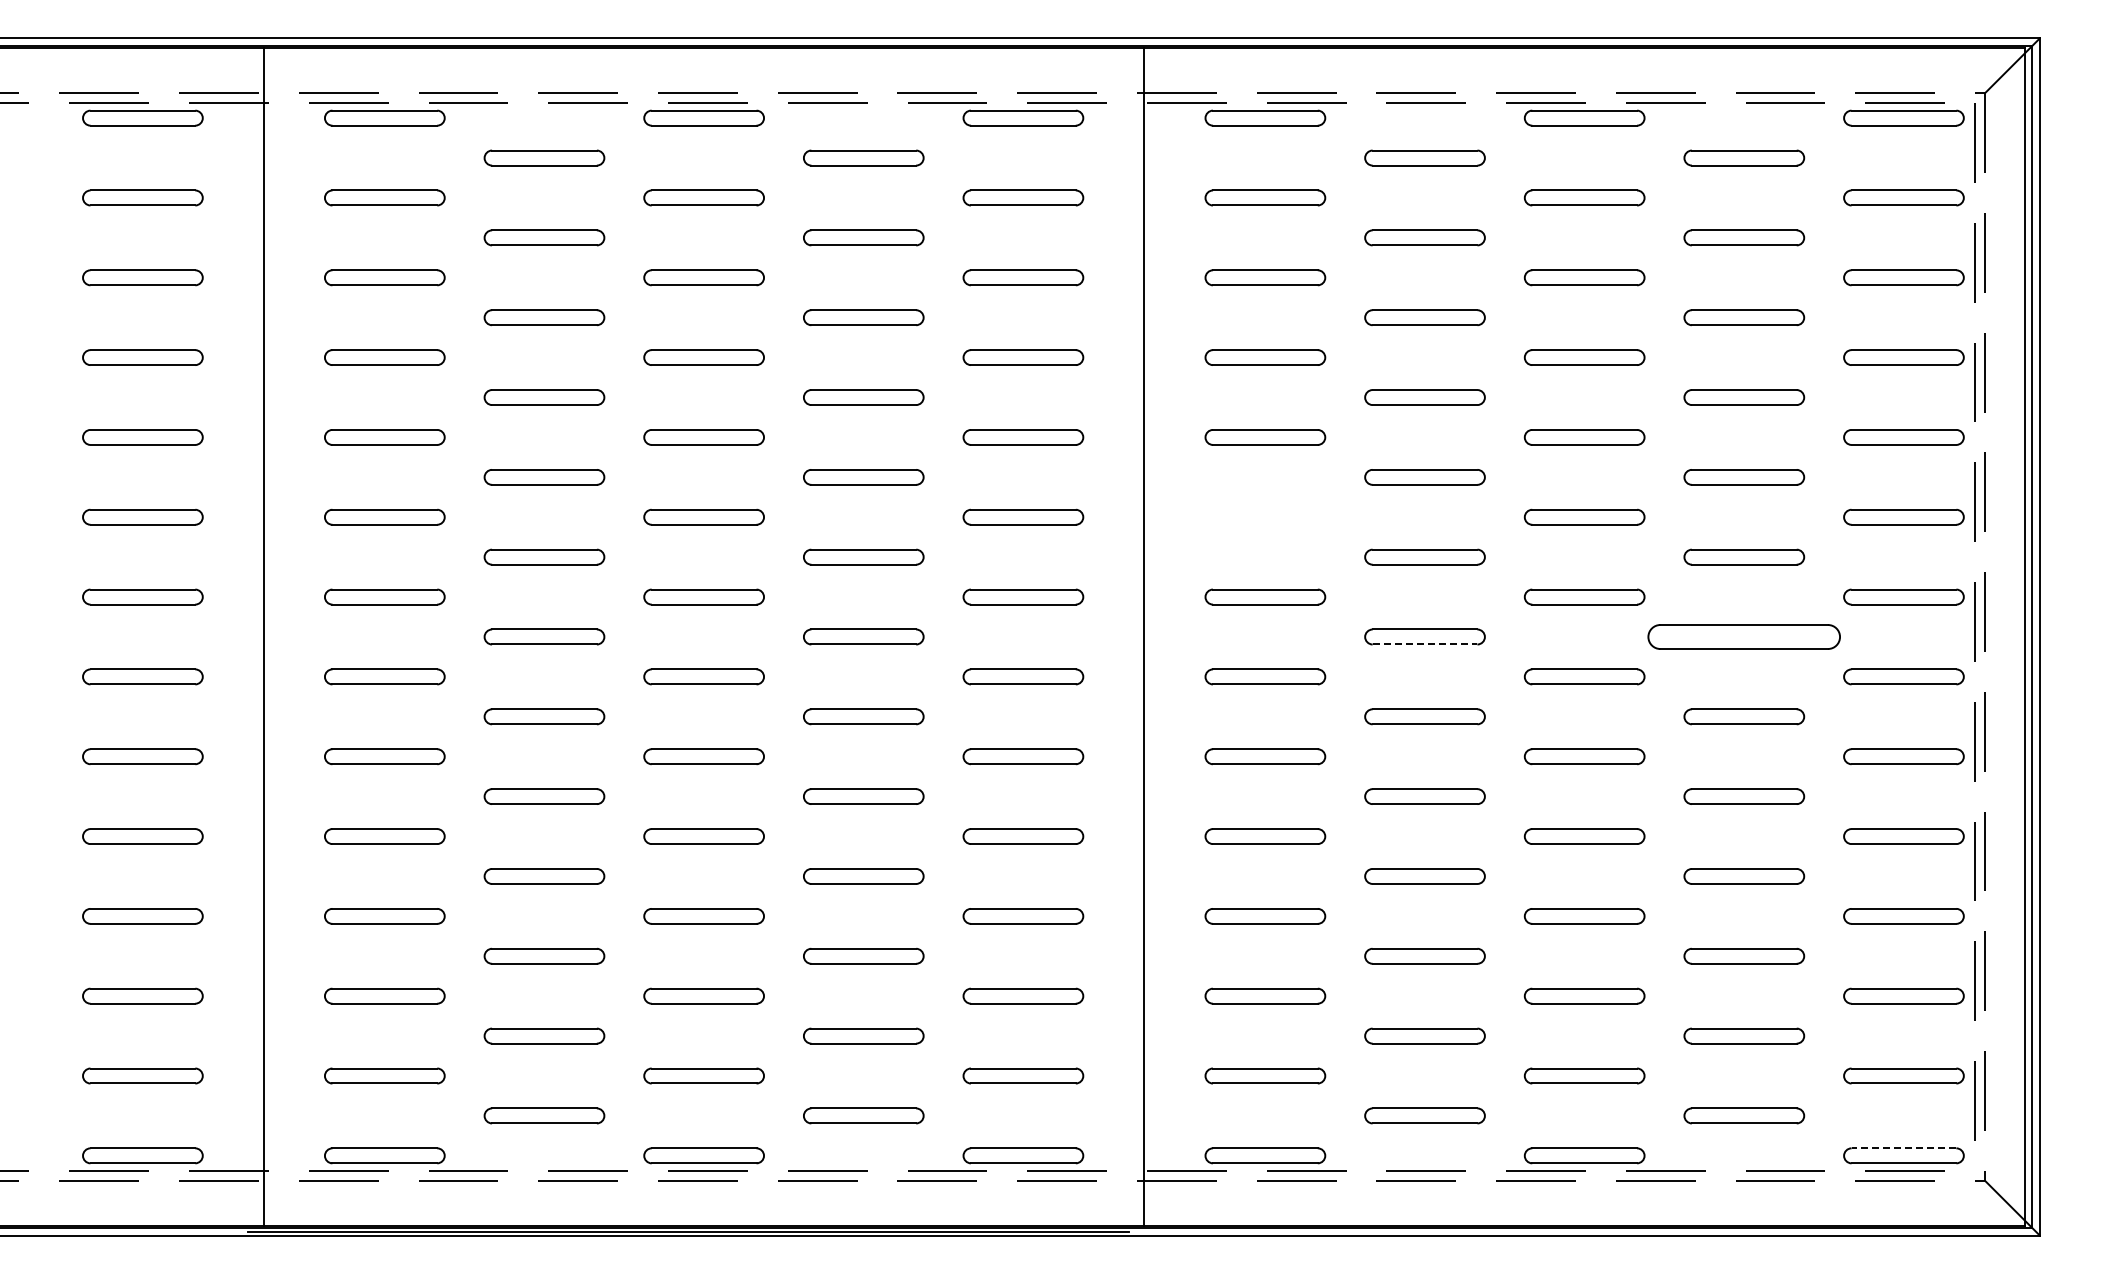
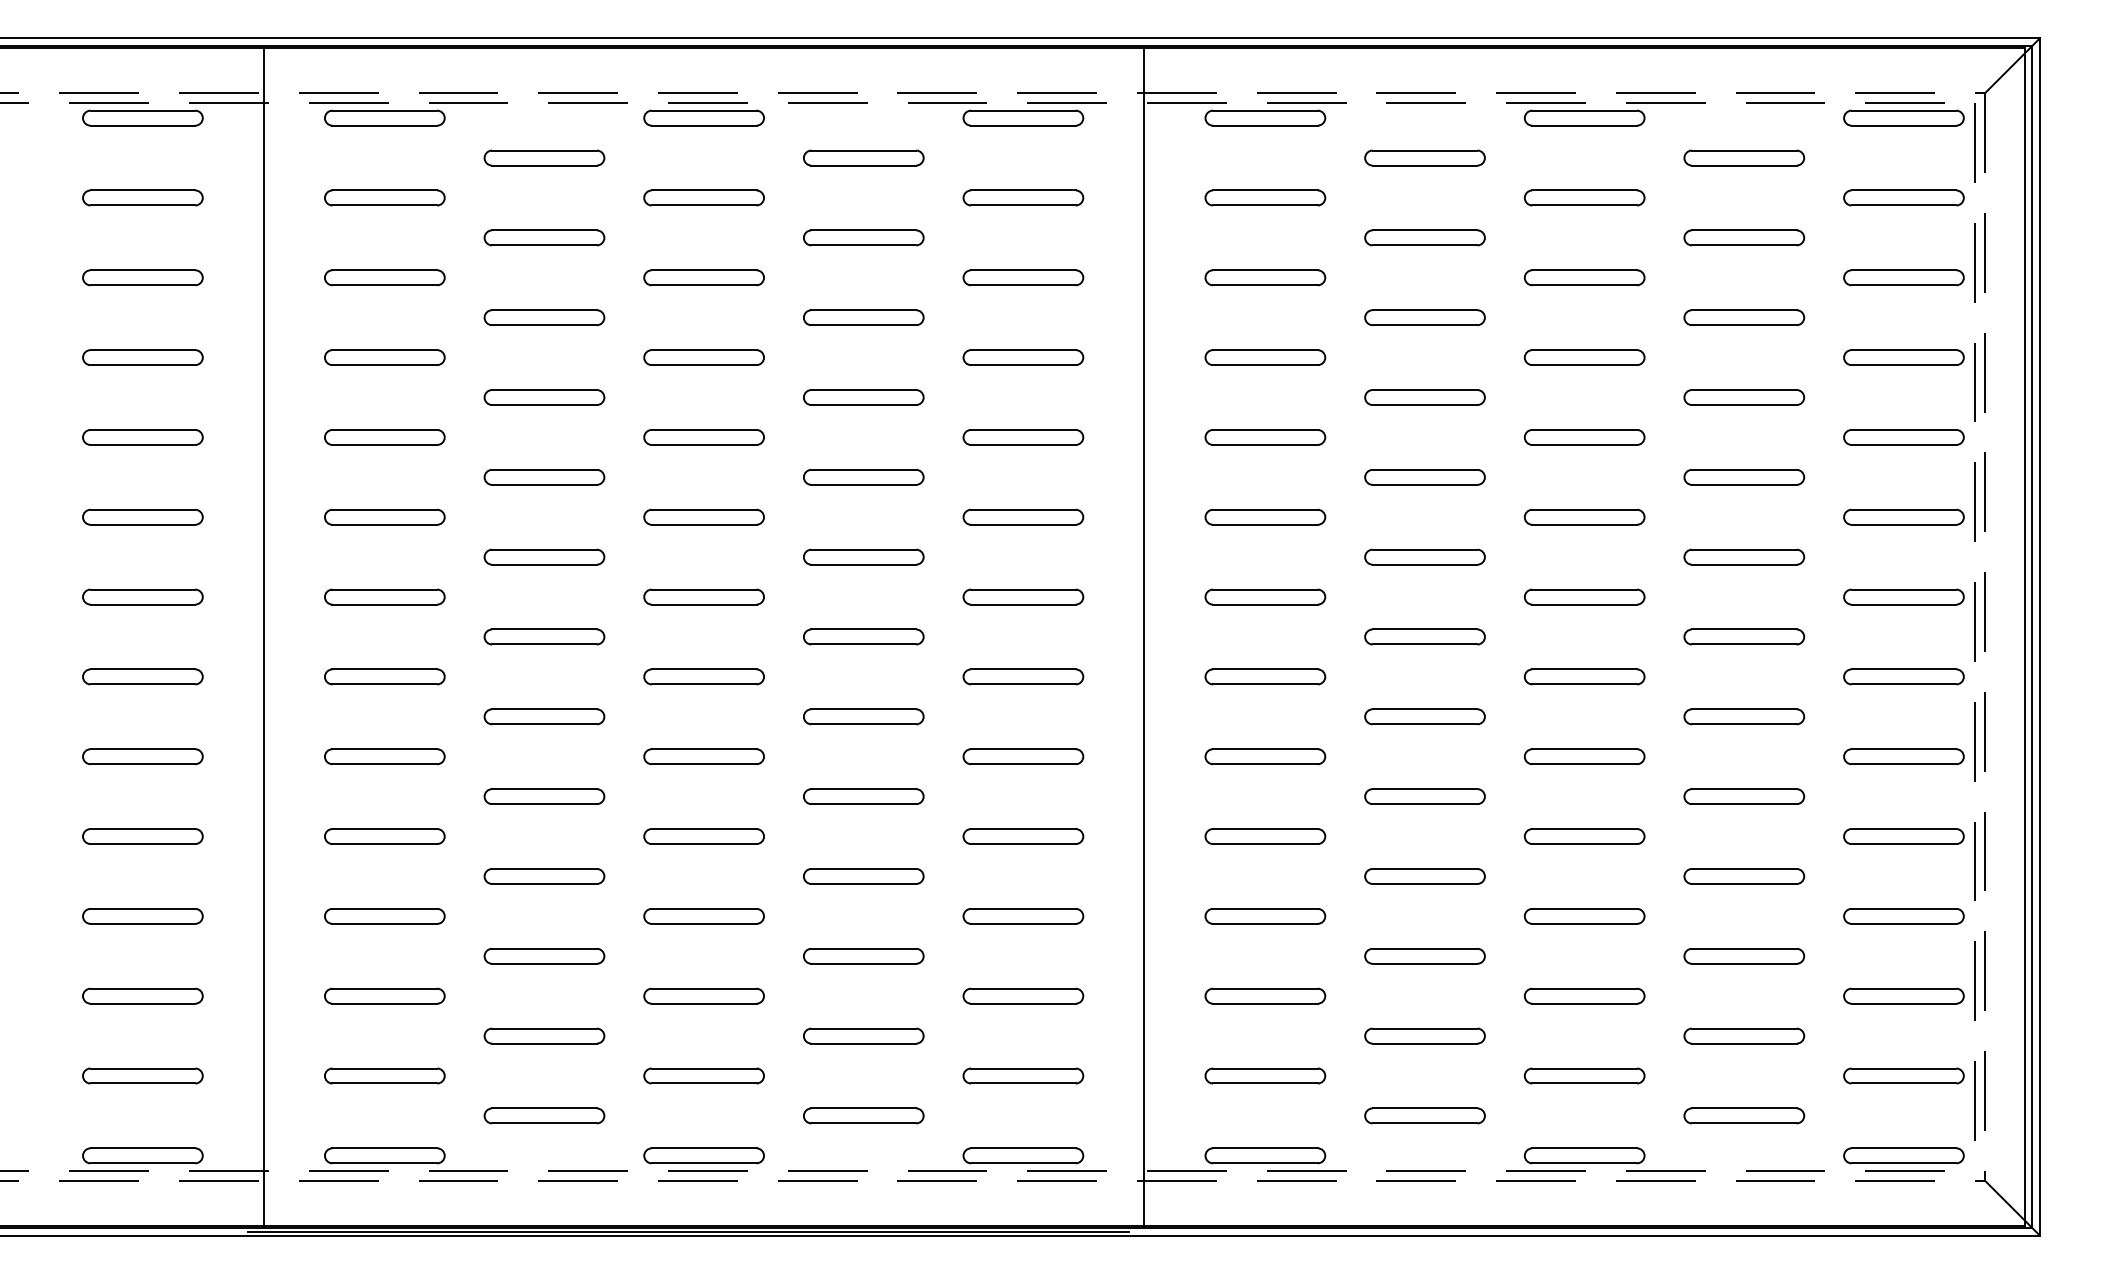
part: none -> present (1265, 516)
part size: 194x26 px -> 123x18 px (1744, 636)
line: dashed -> solid (1425, 644)
line: dashed -> solid (1903, 1148)
